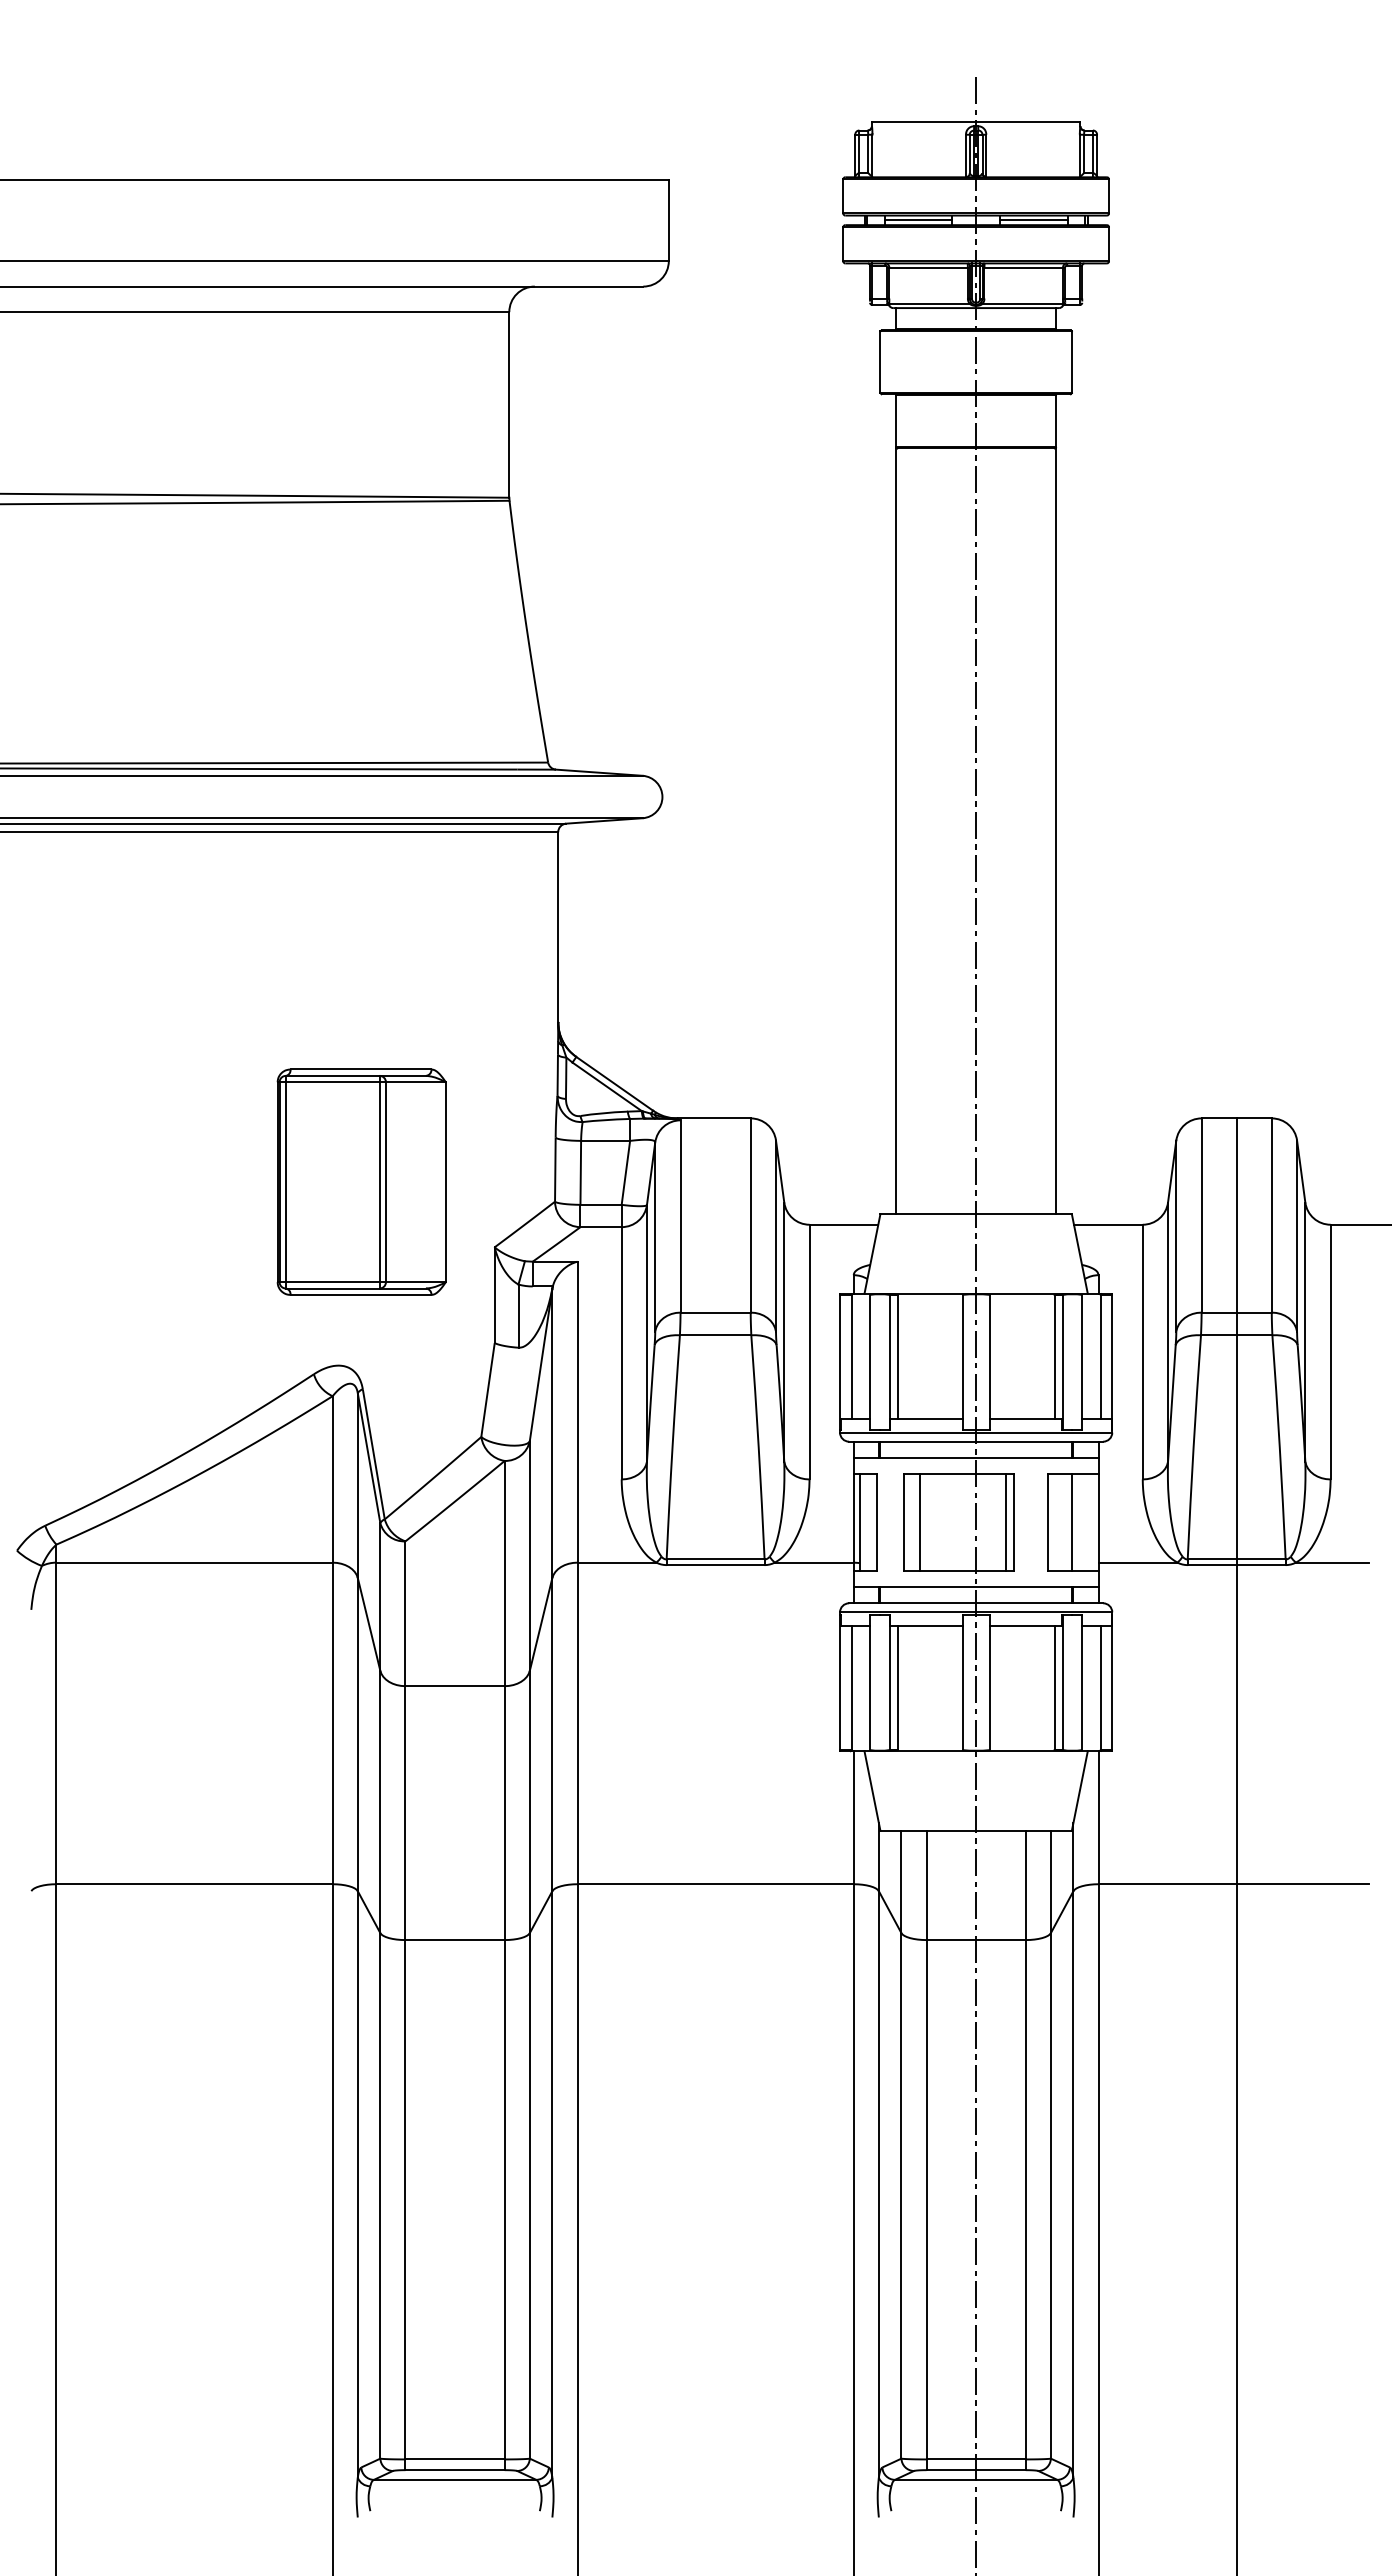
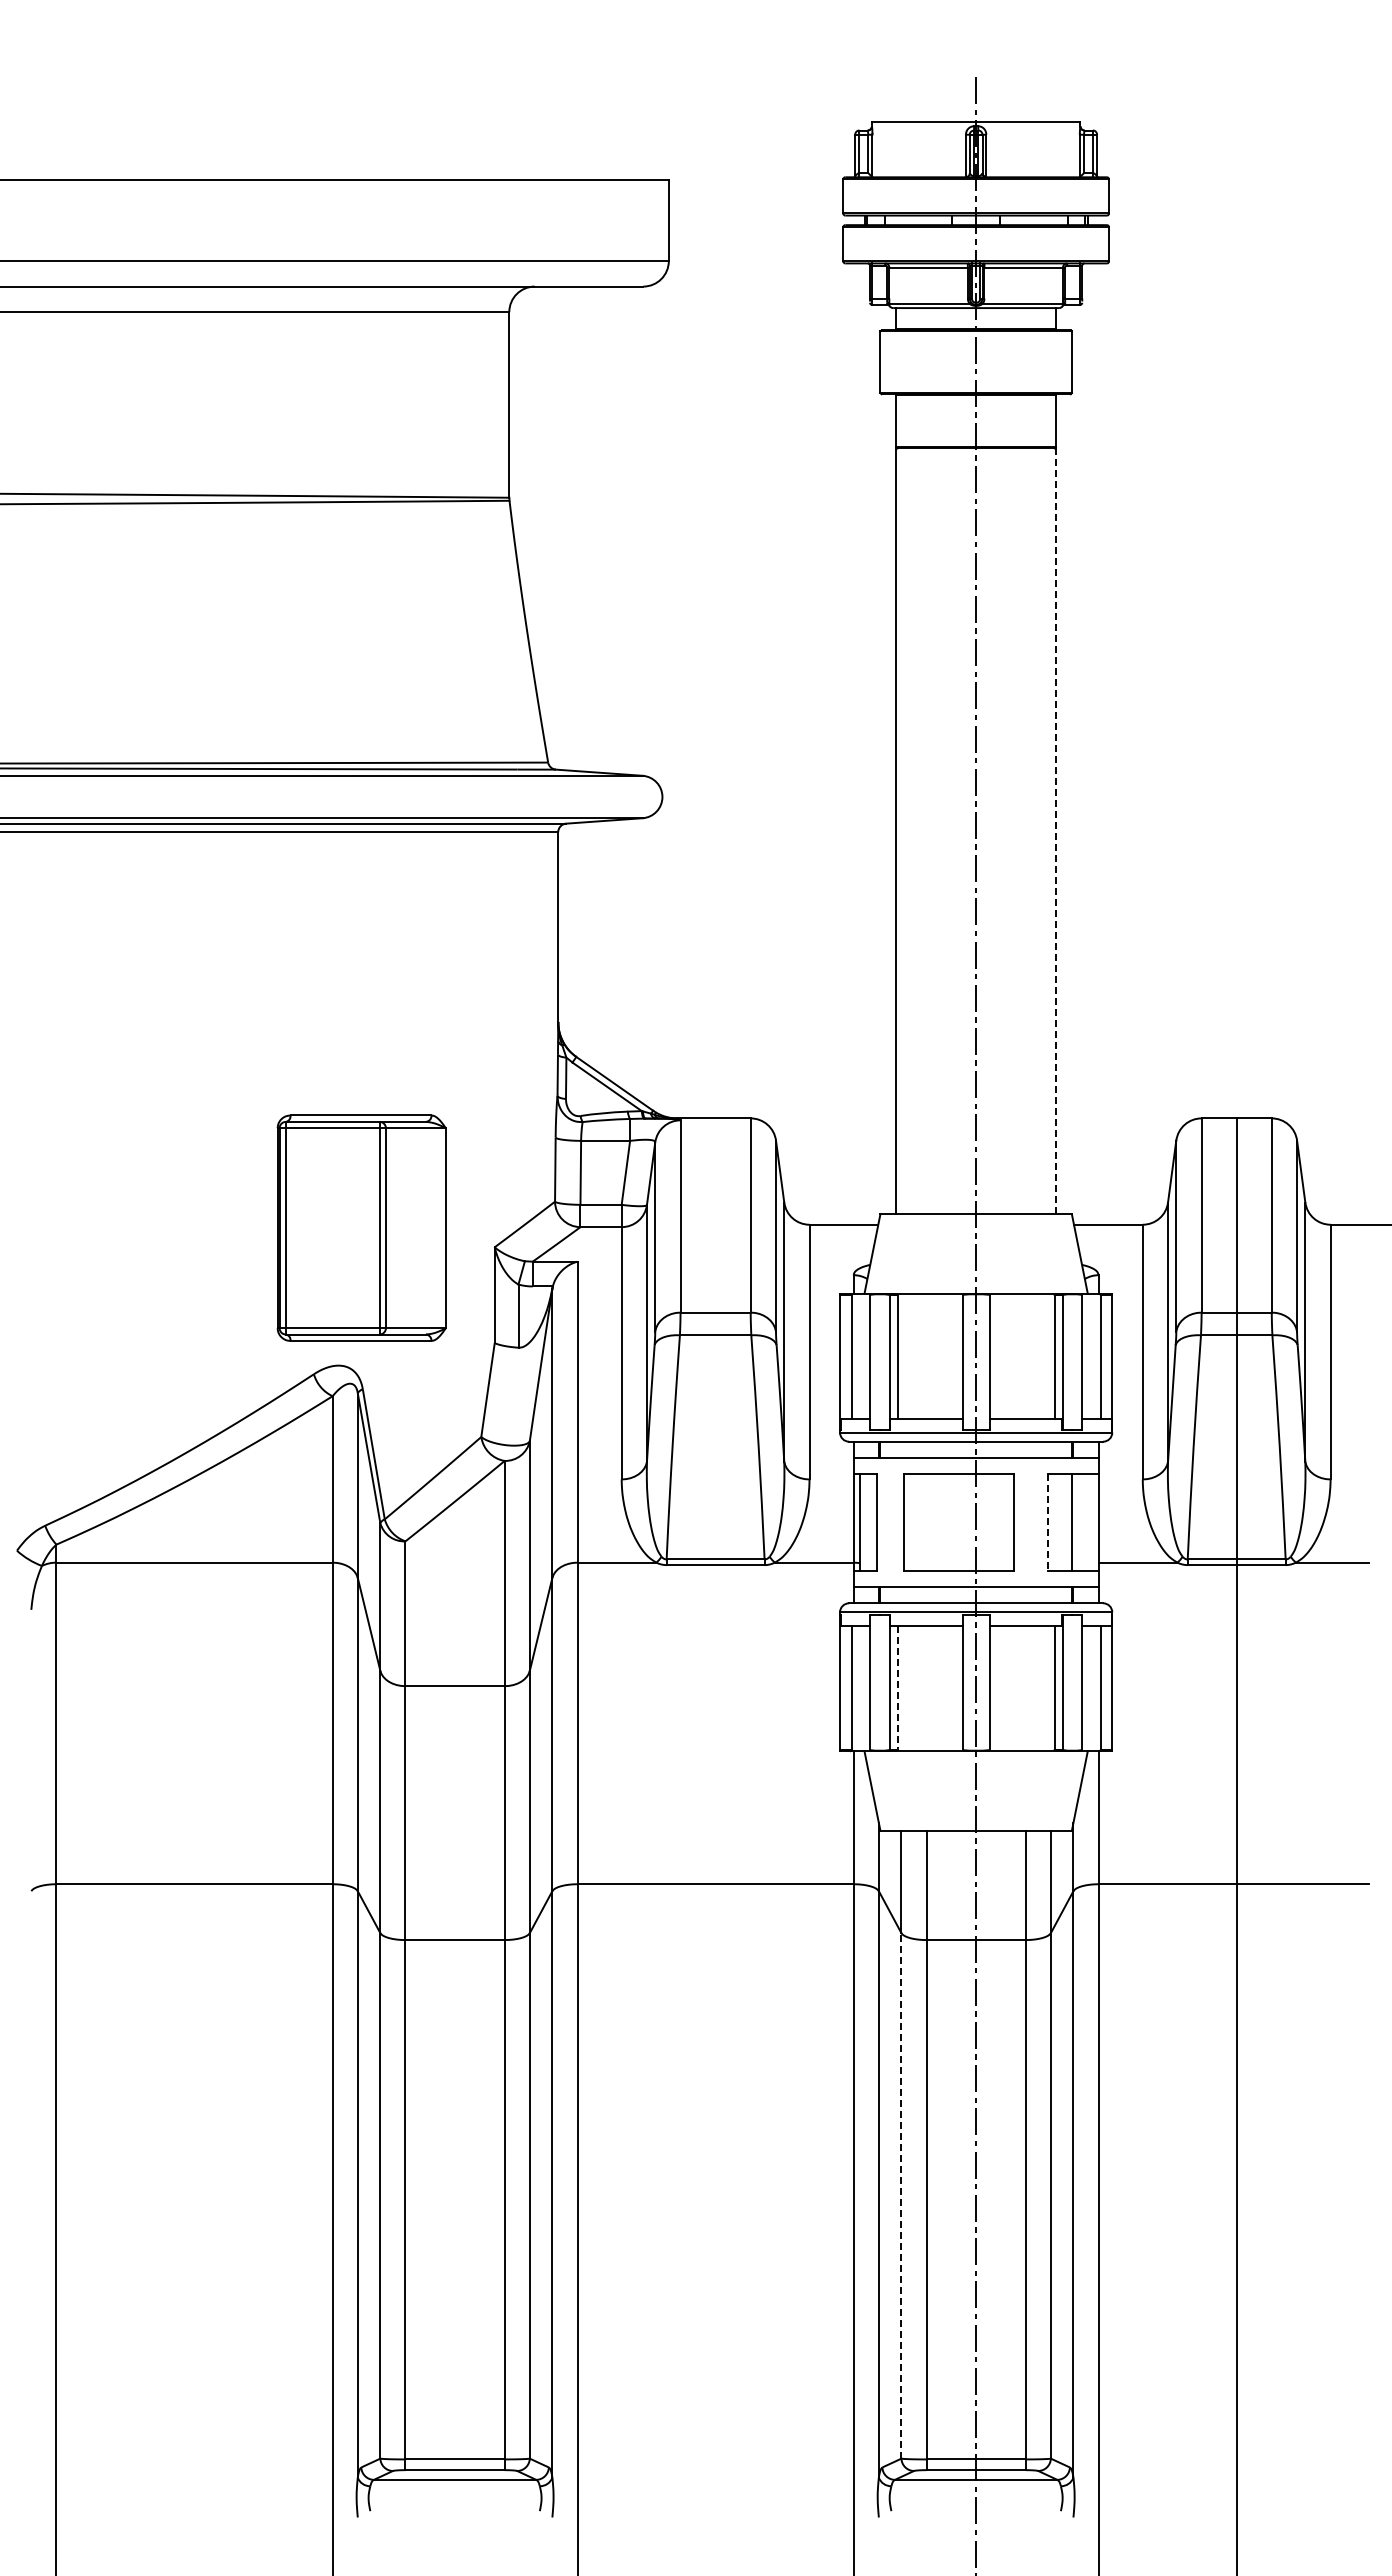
line: present -> none (918, 219)
line: present -> none (1033, 219)
line: solid -> dashed (1055, 831)
part position: (361, 1181) -> (361, 1227) (361, 1227)
line: present -> none (919, 1522)
line: present -> none (1005, 1522)
line: solid -> dashed (1048, 1523)
line: solid -> dashed (897, 1688)
line: solid -> dashed (901, 2195)
